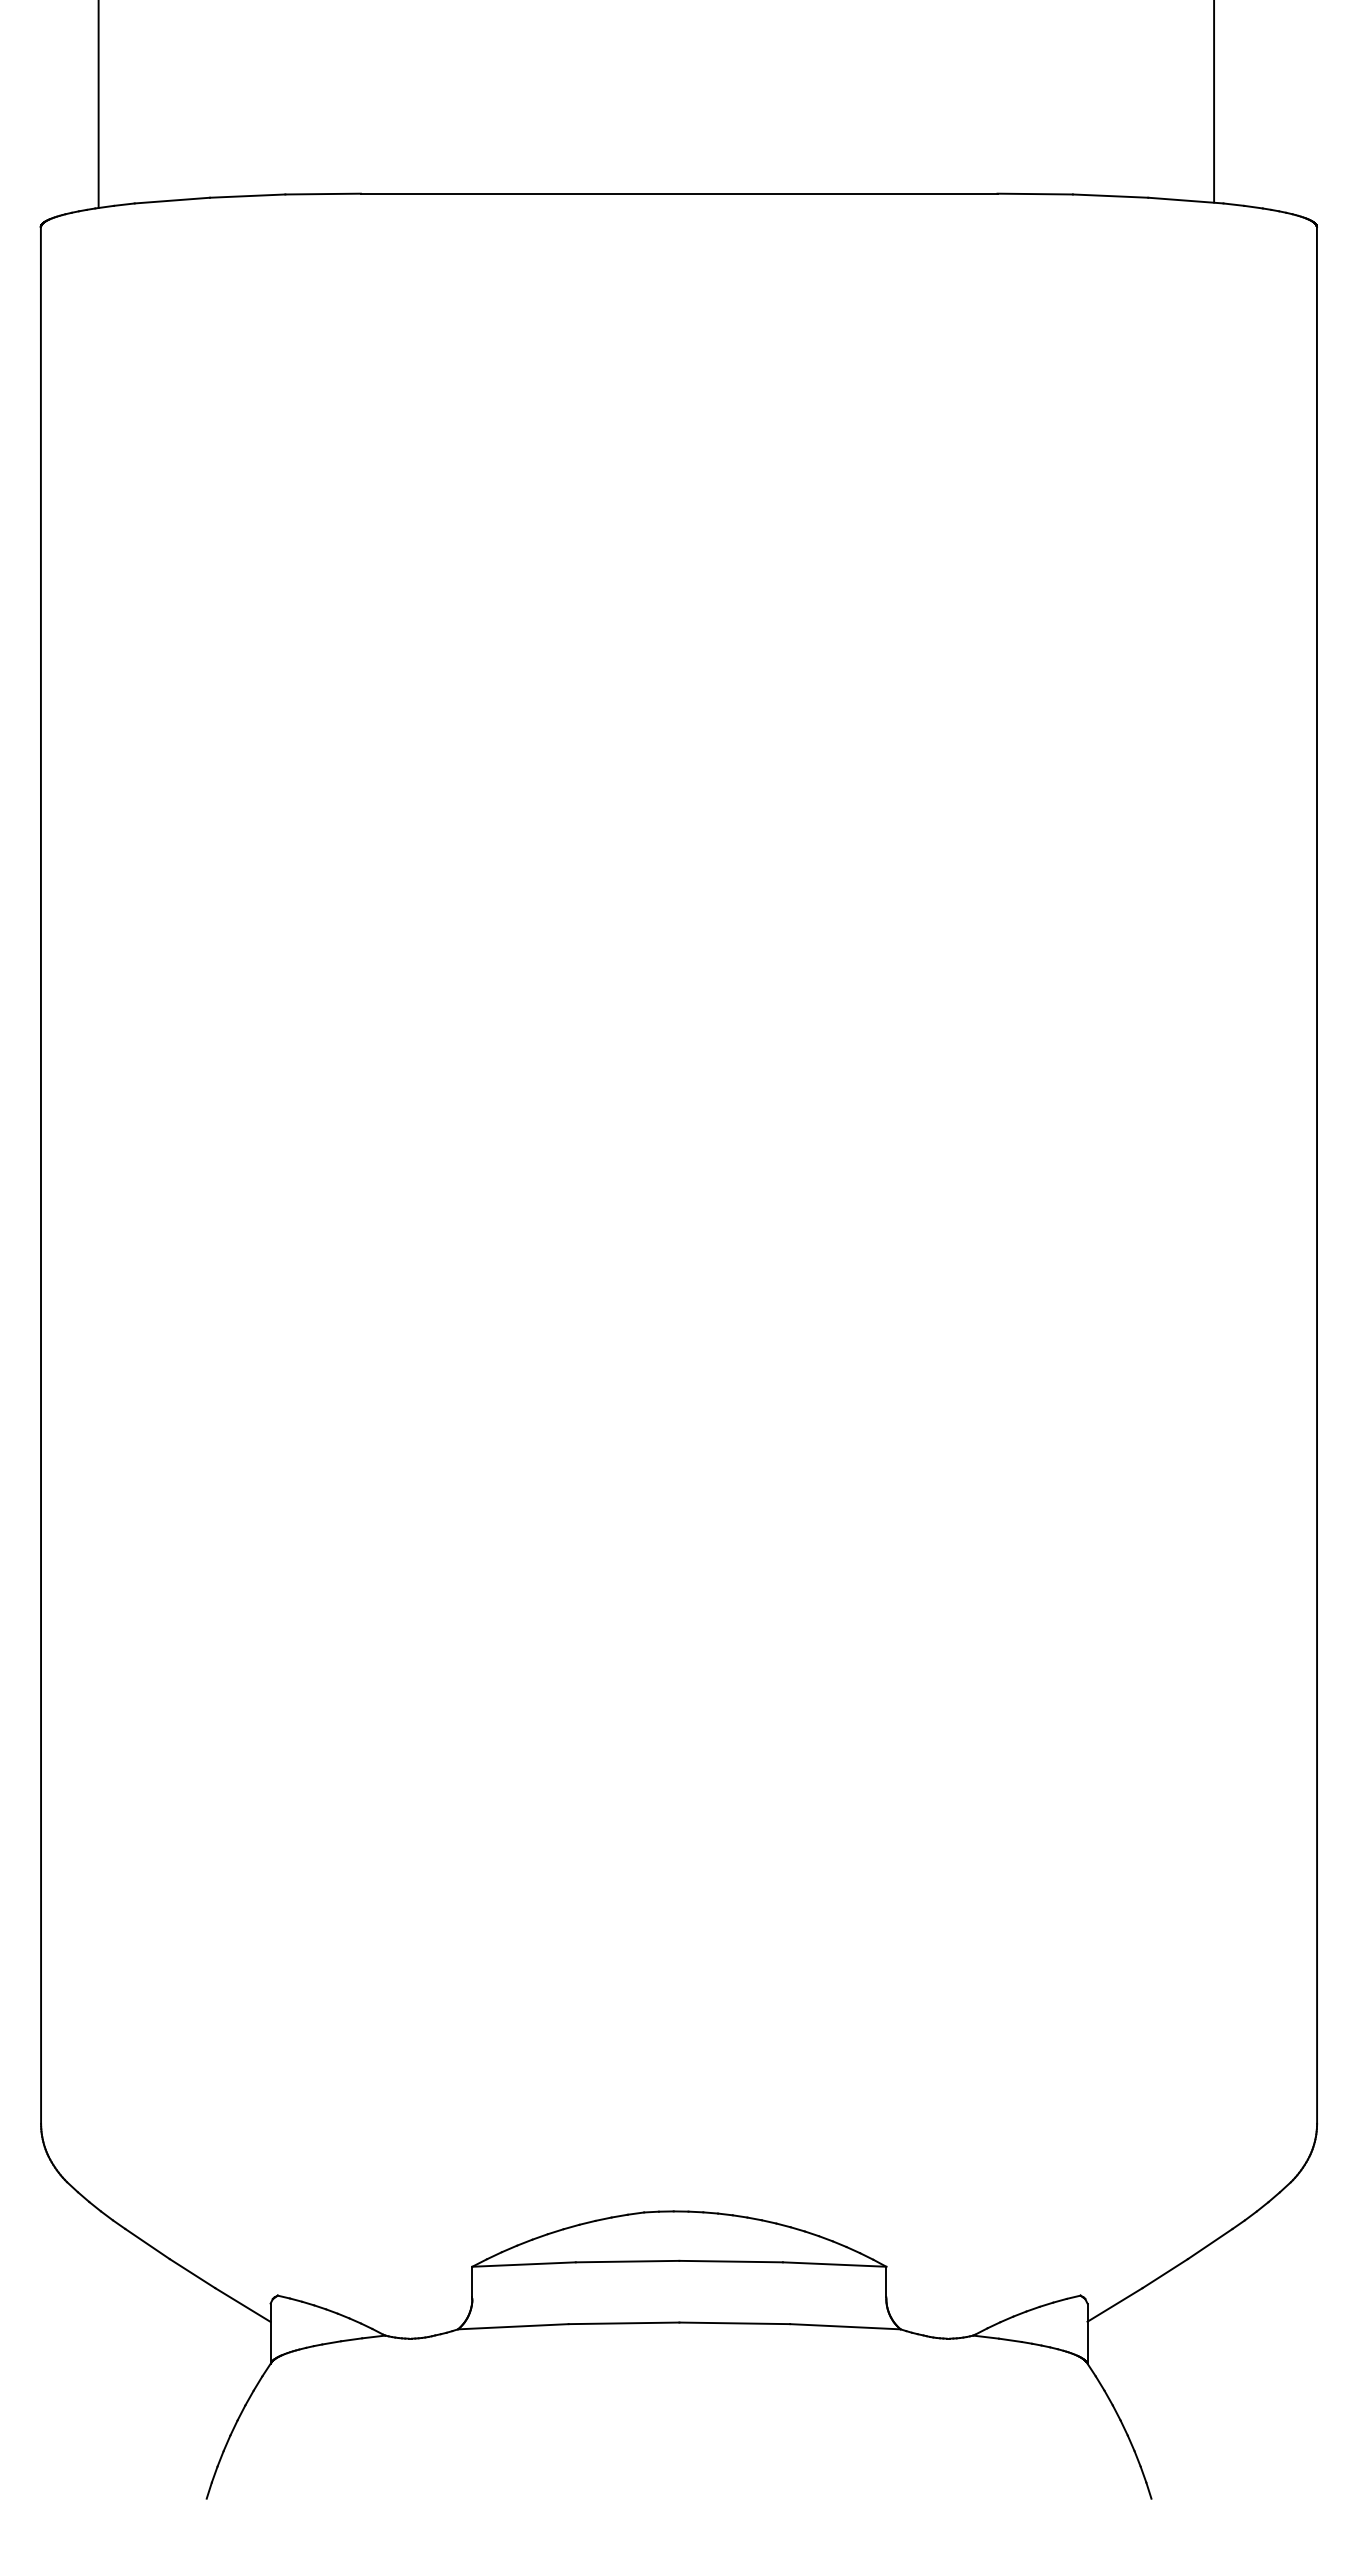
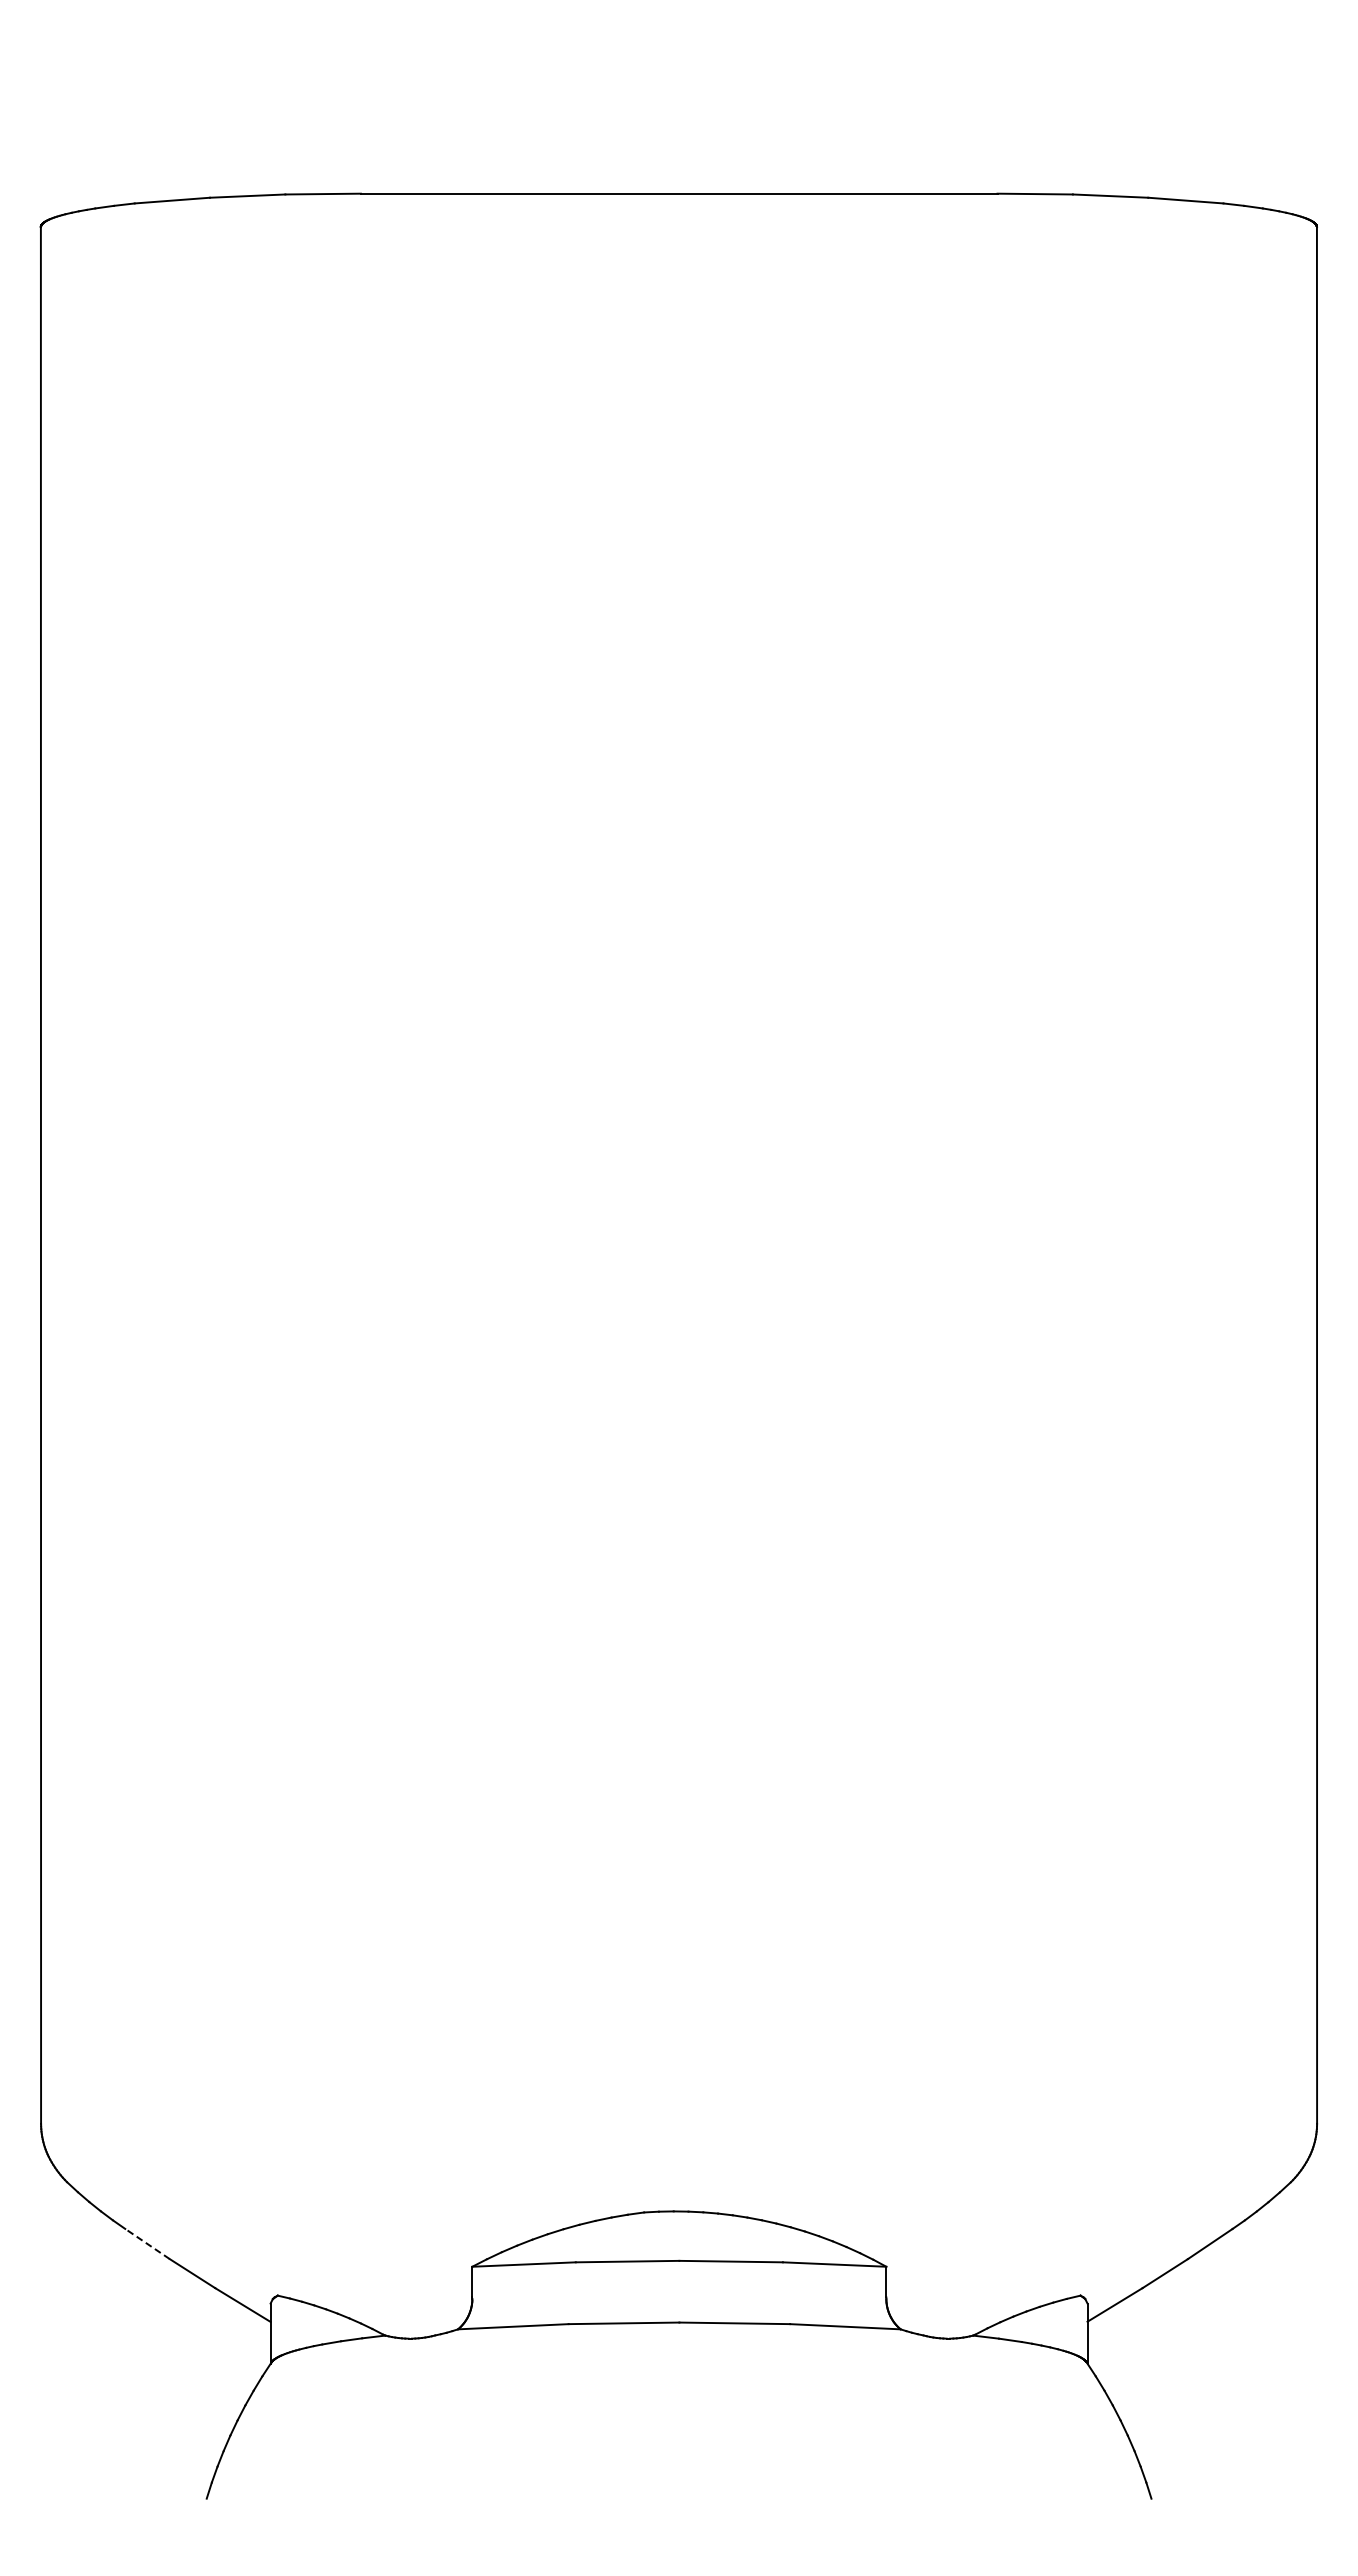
line: present -> none (1214, 102)
line: present -> none (98, 104)
line: solid -> dashed (147, 2244)
